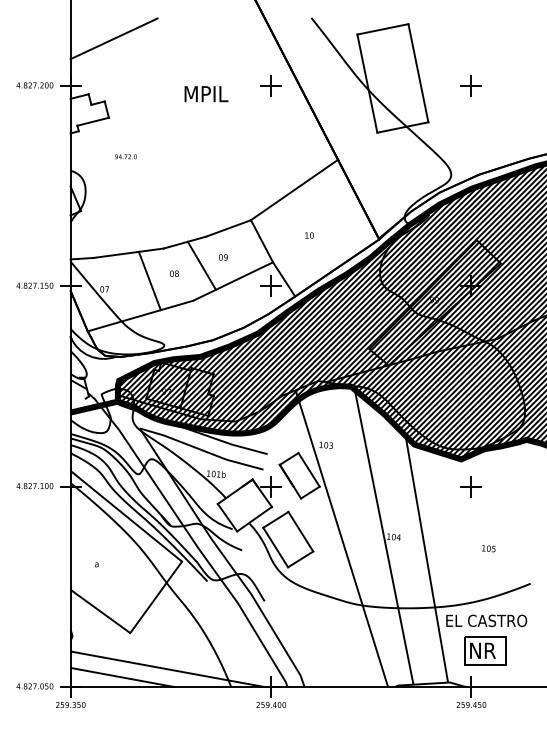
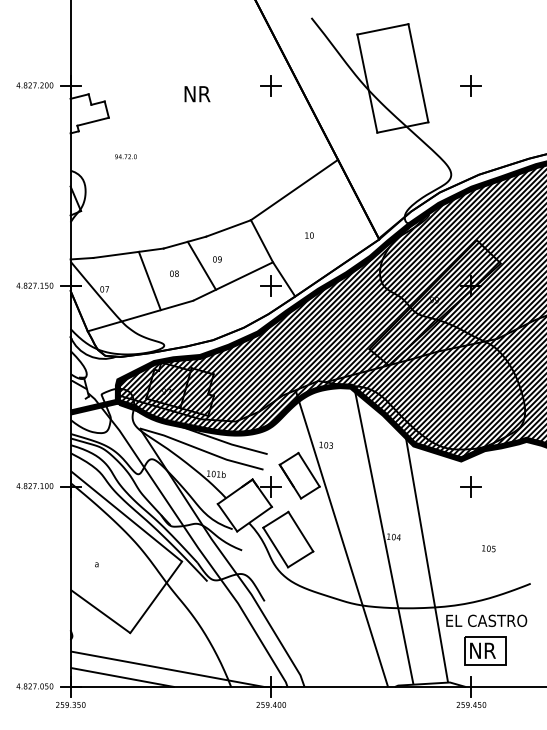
line: present -> none (113, 38)
text: MPIL -> NR (207, 94)
text position: (223, 257) -> (217, 259) (217, 259)
